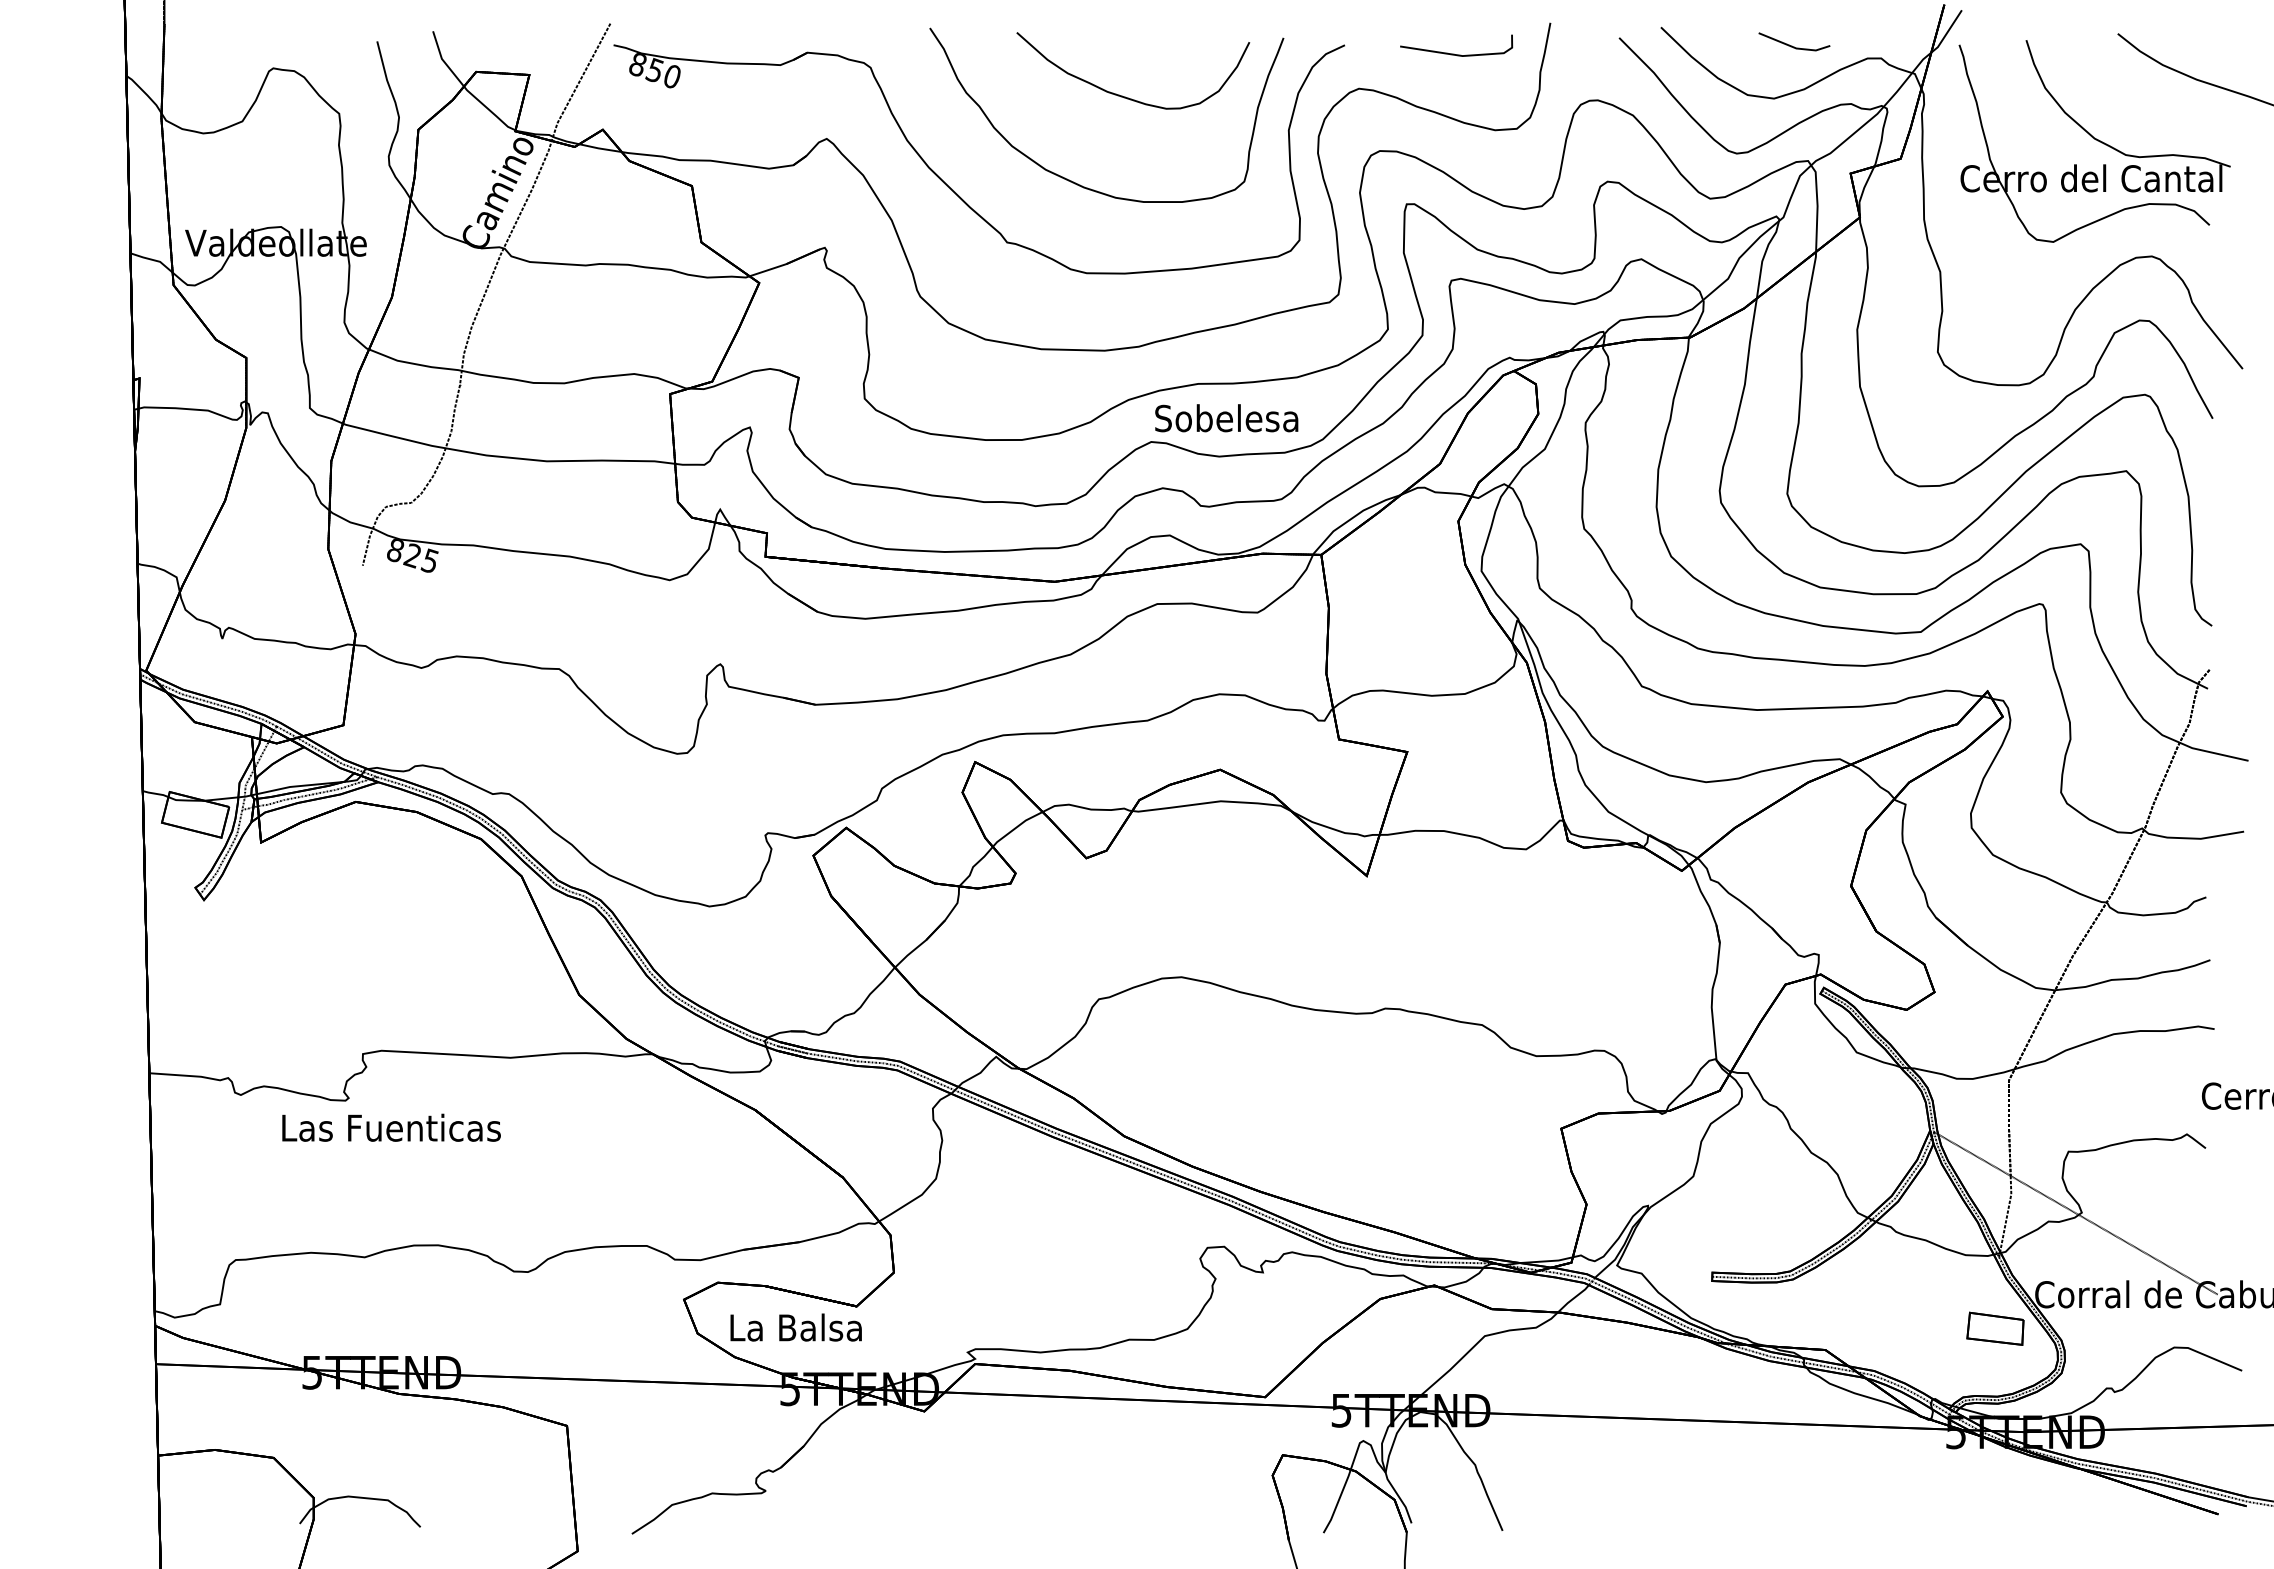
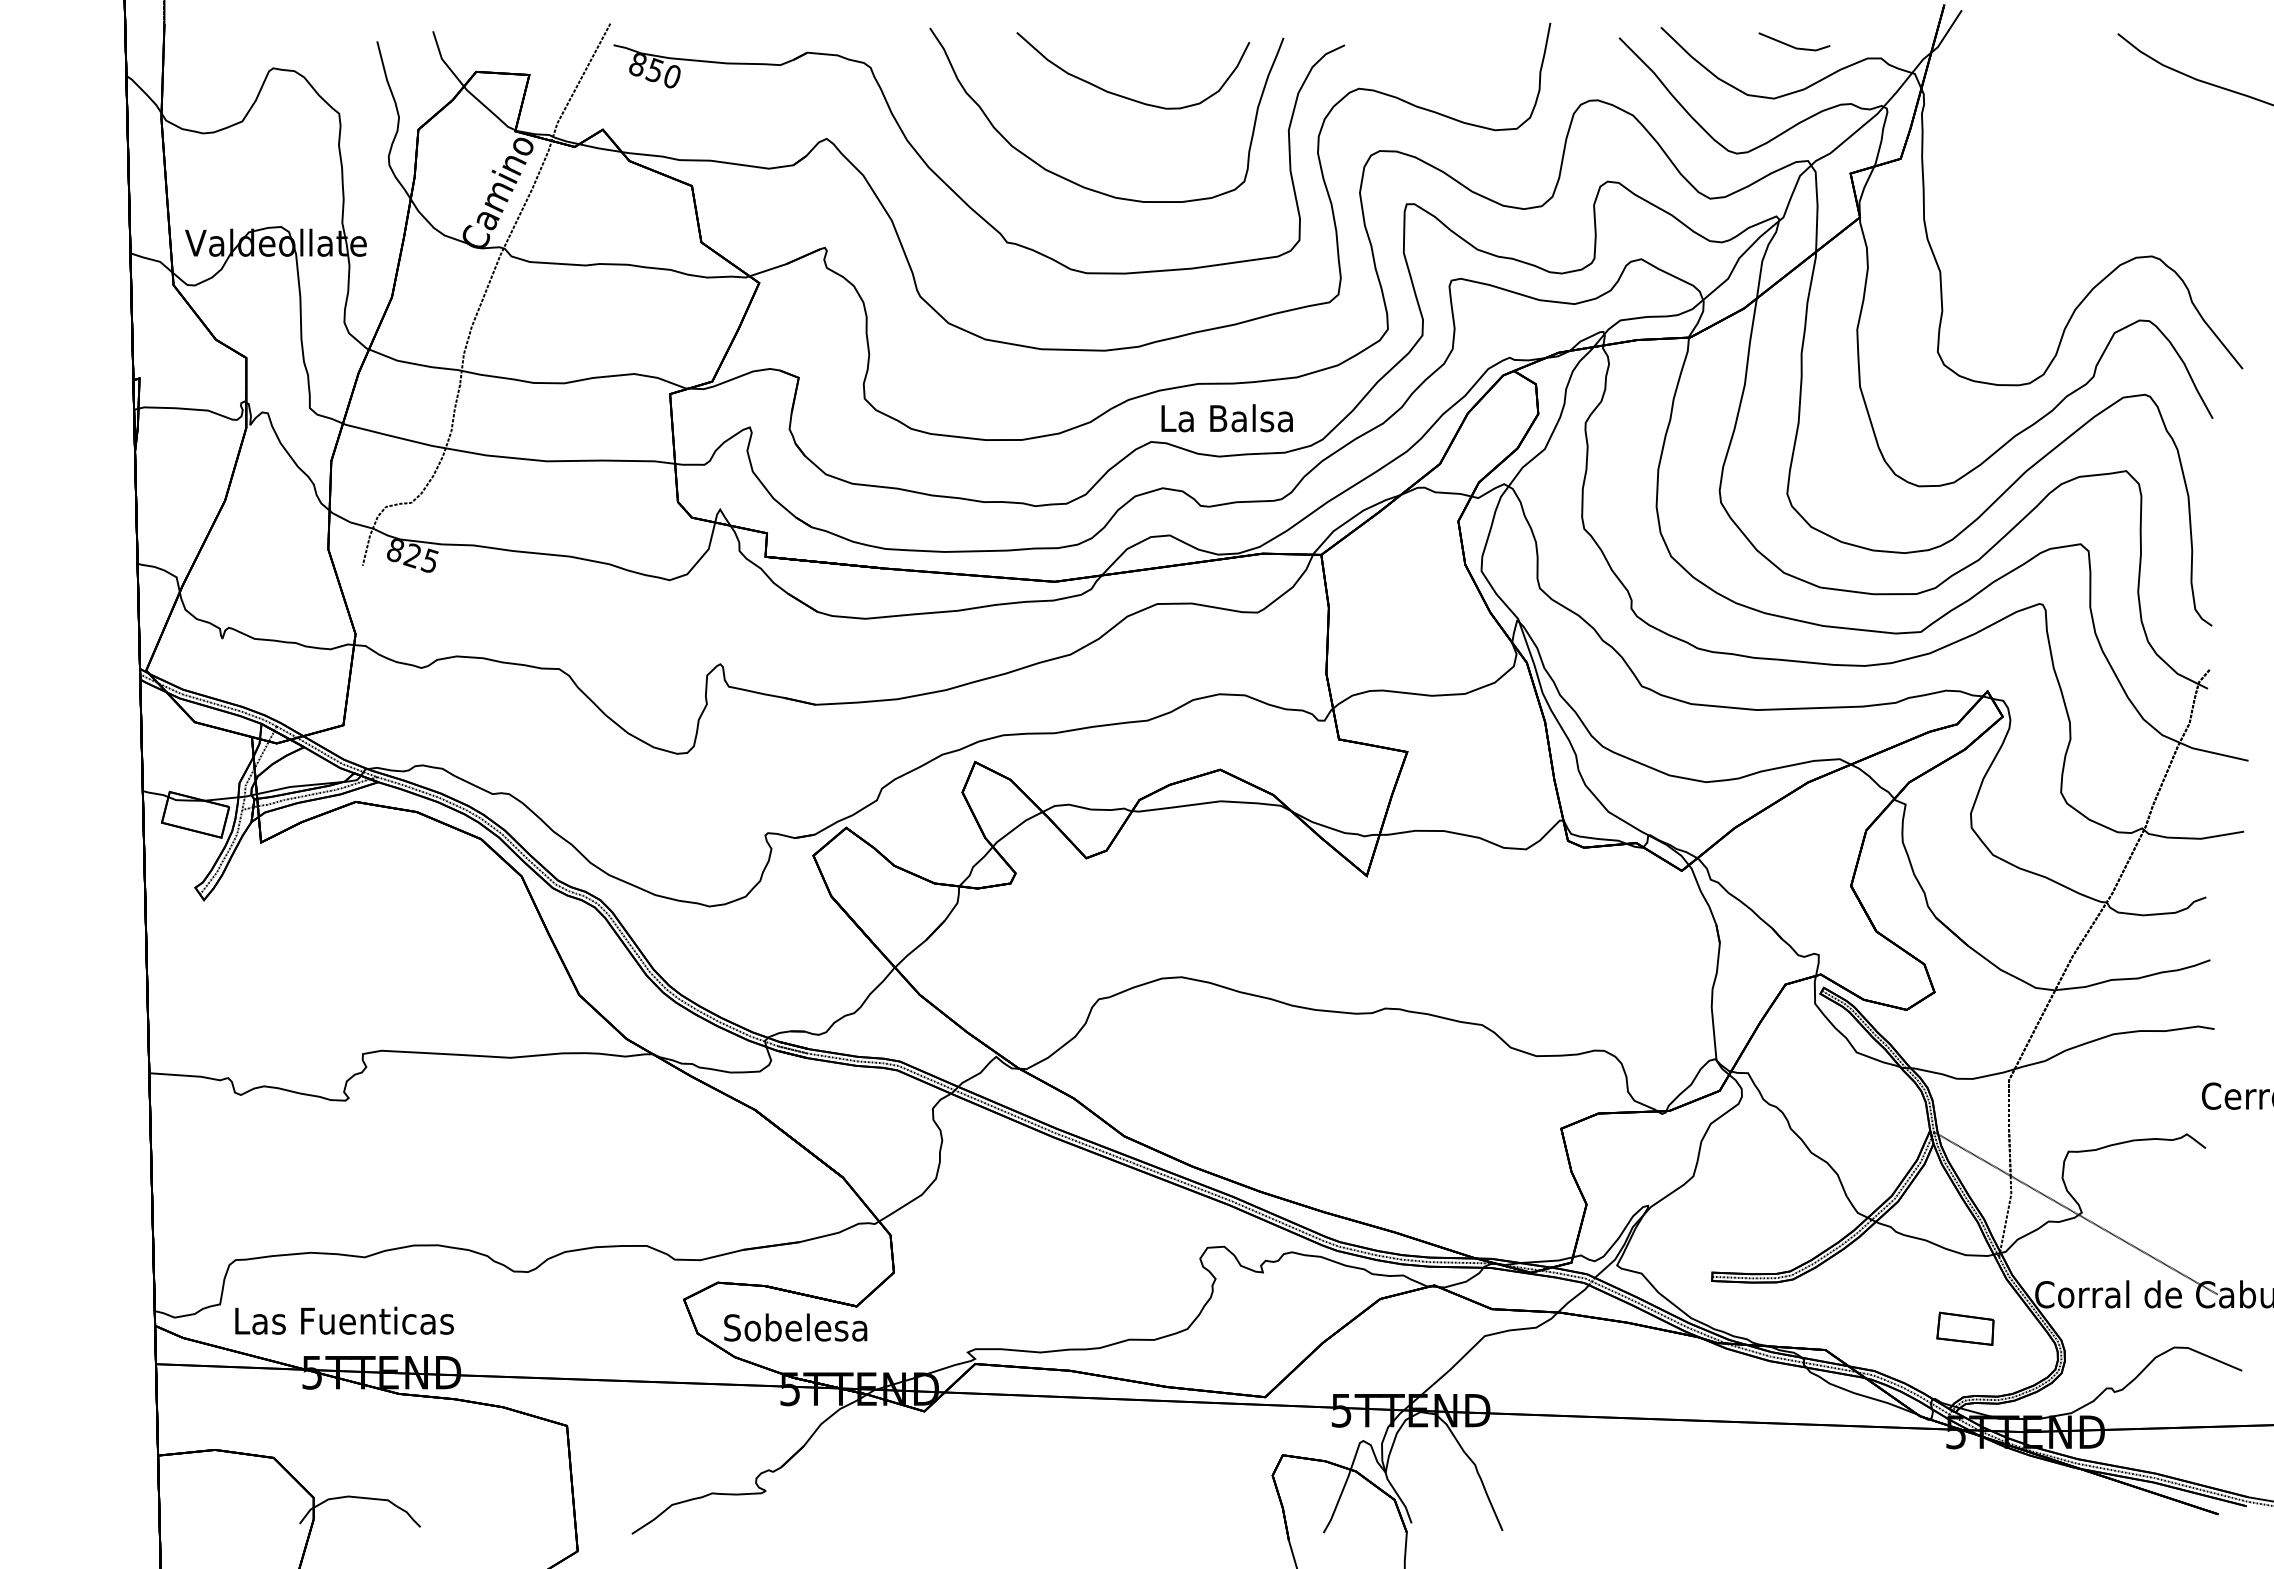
line: present -> none (1454, 53)
part: present -> none (2094, 141)
text: Sobelesa -> La Balsa (1226, 418)
text position: (391, 1127) -> (344, 1320) (344, 1320)
text: La Balsa -> Sobelesa (795, 1327)
part position: (1995, 1328) -> (1965, 1328) (1965, 1328)
